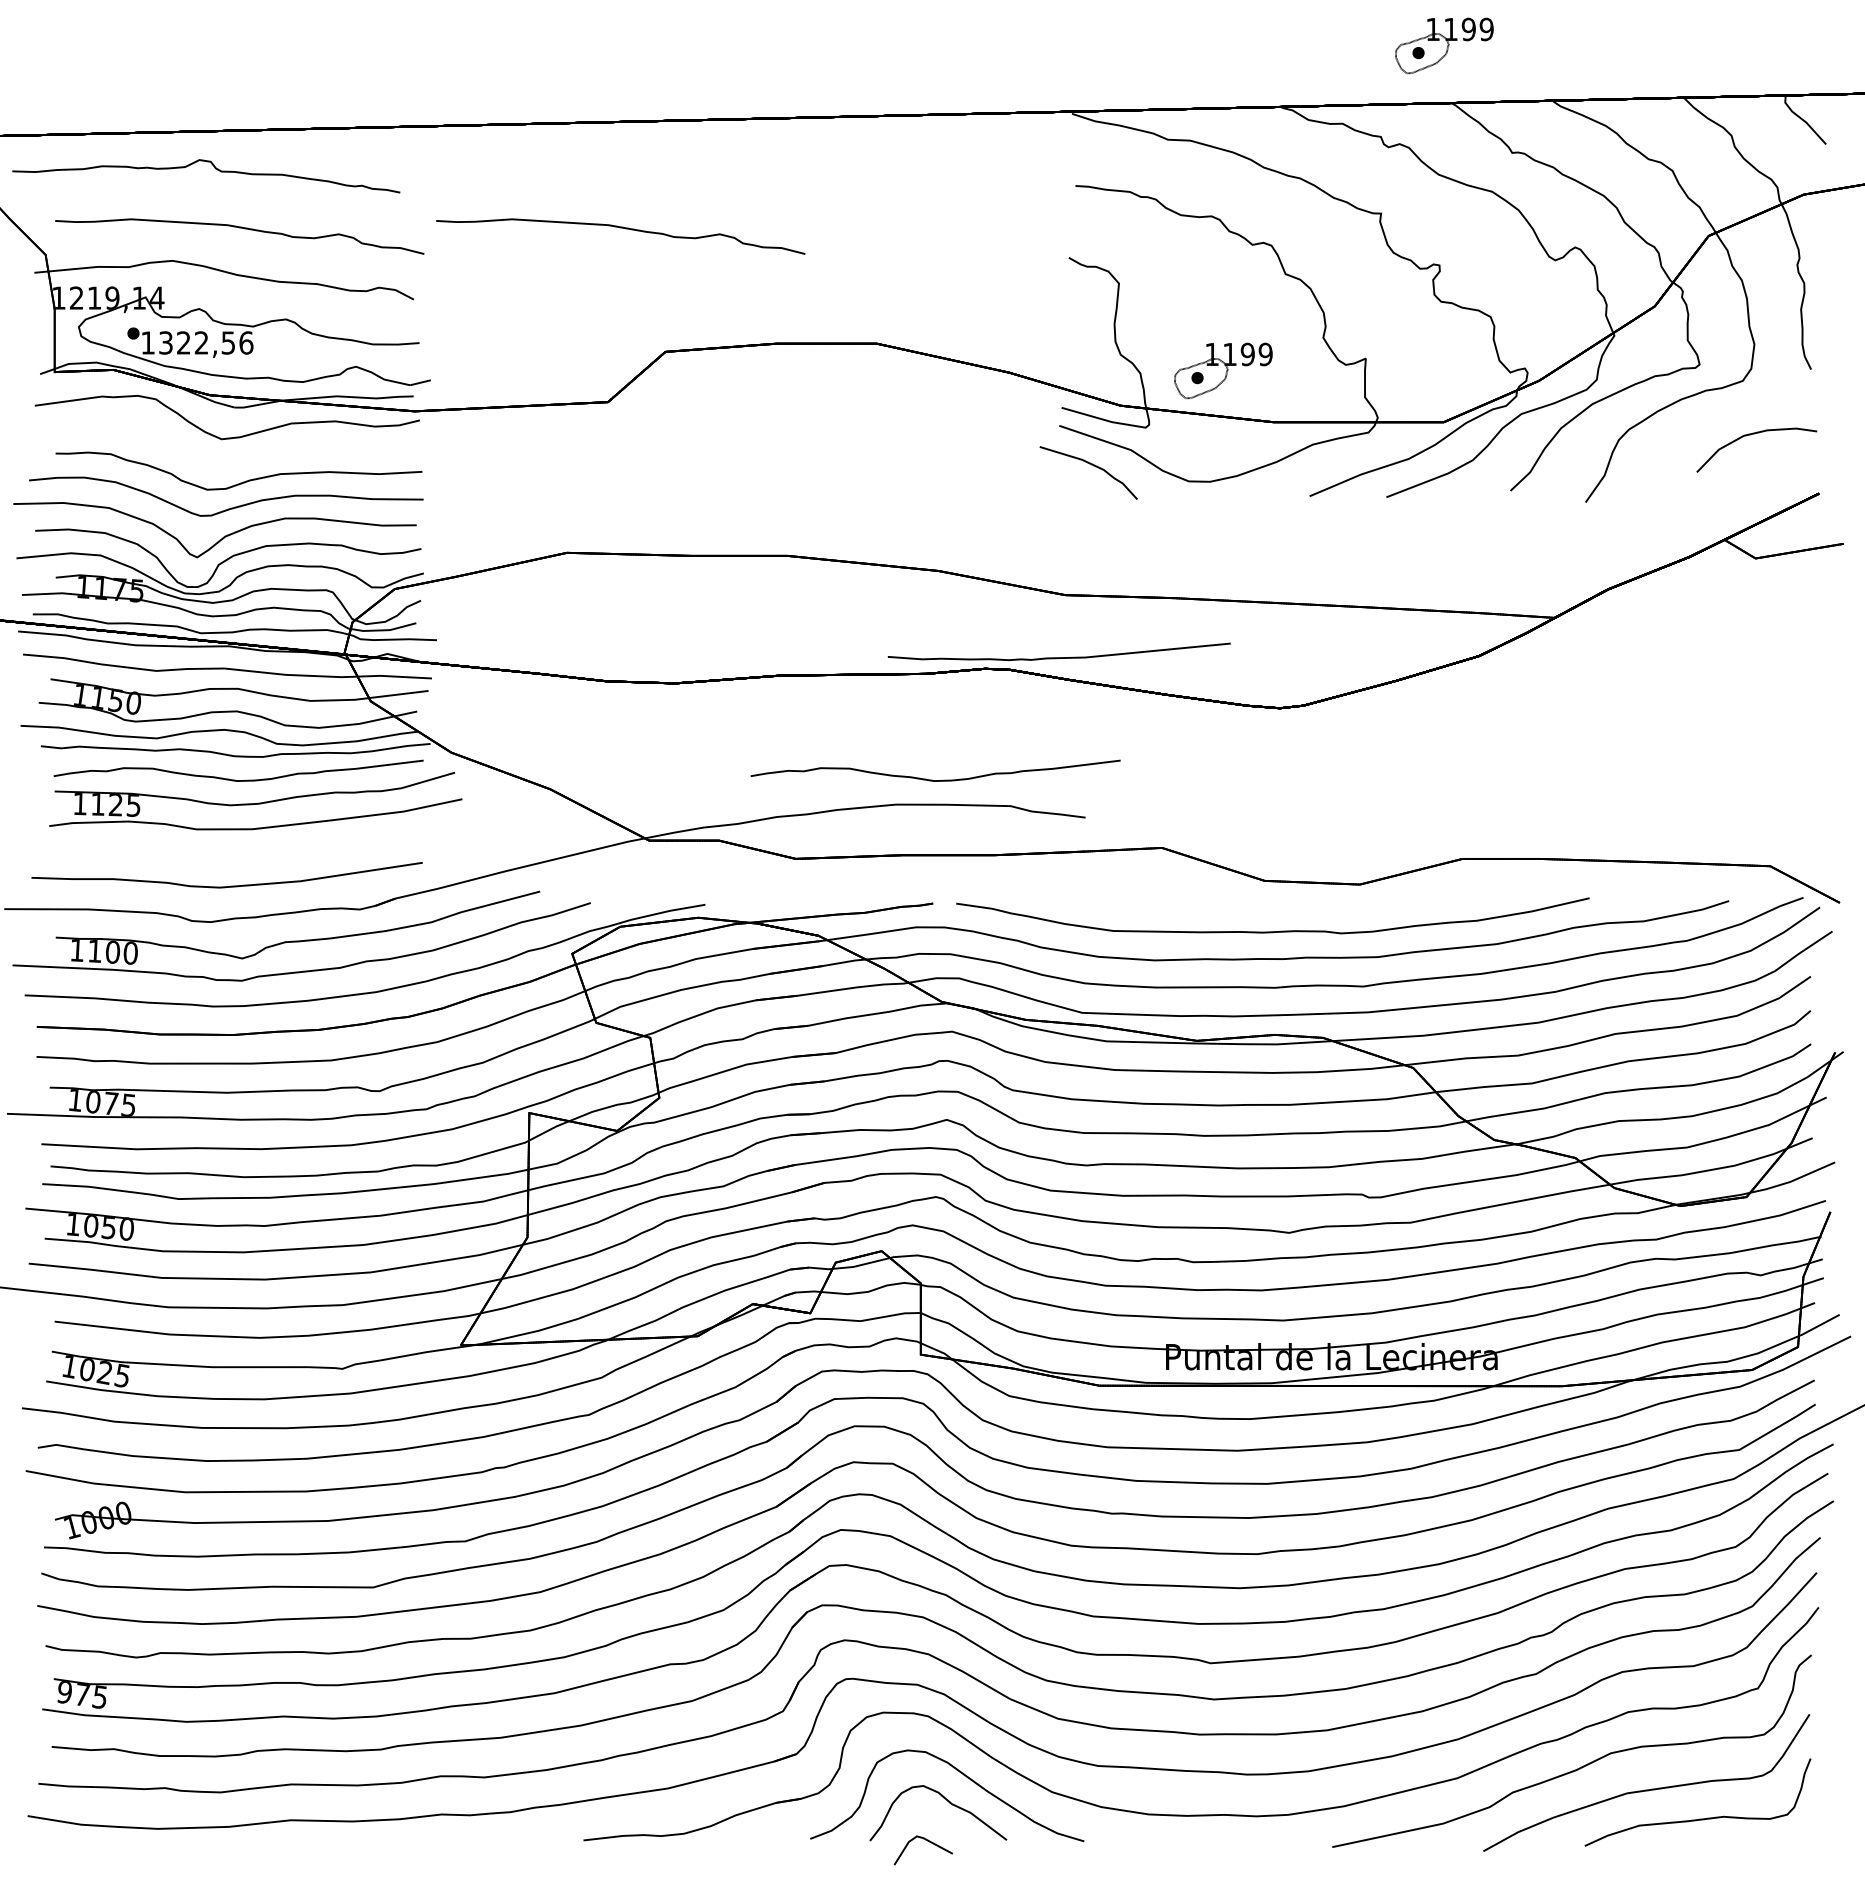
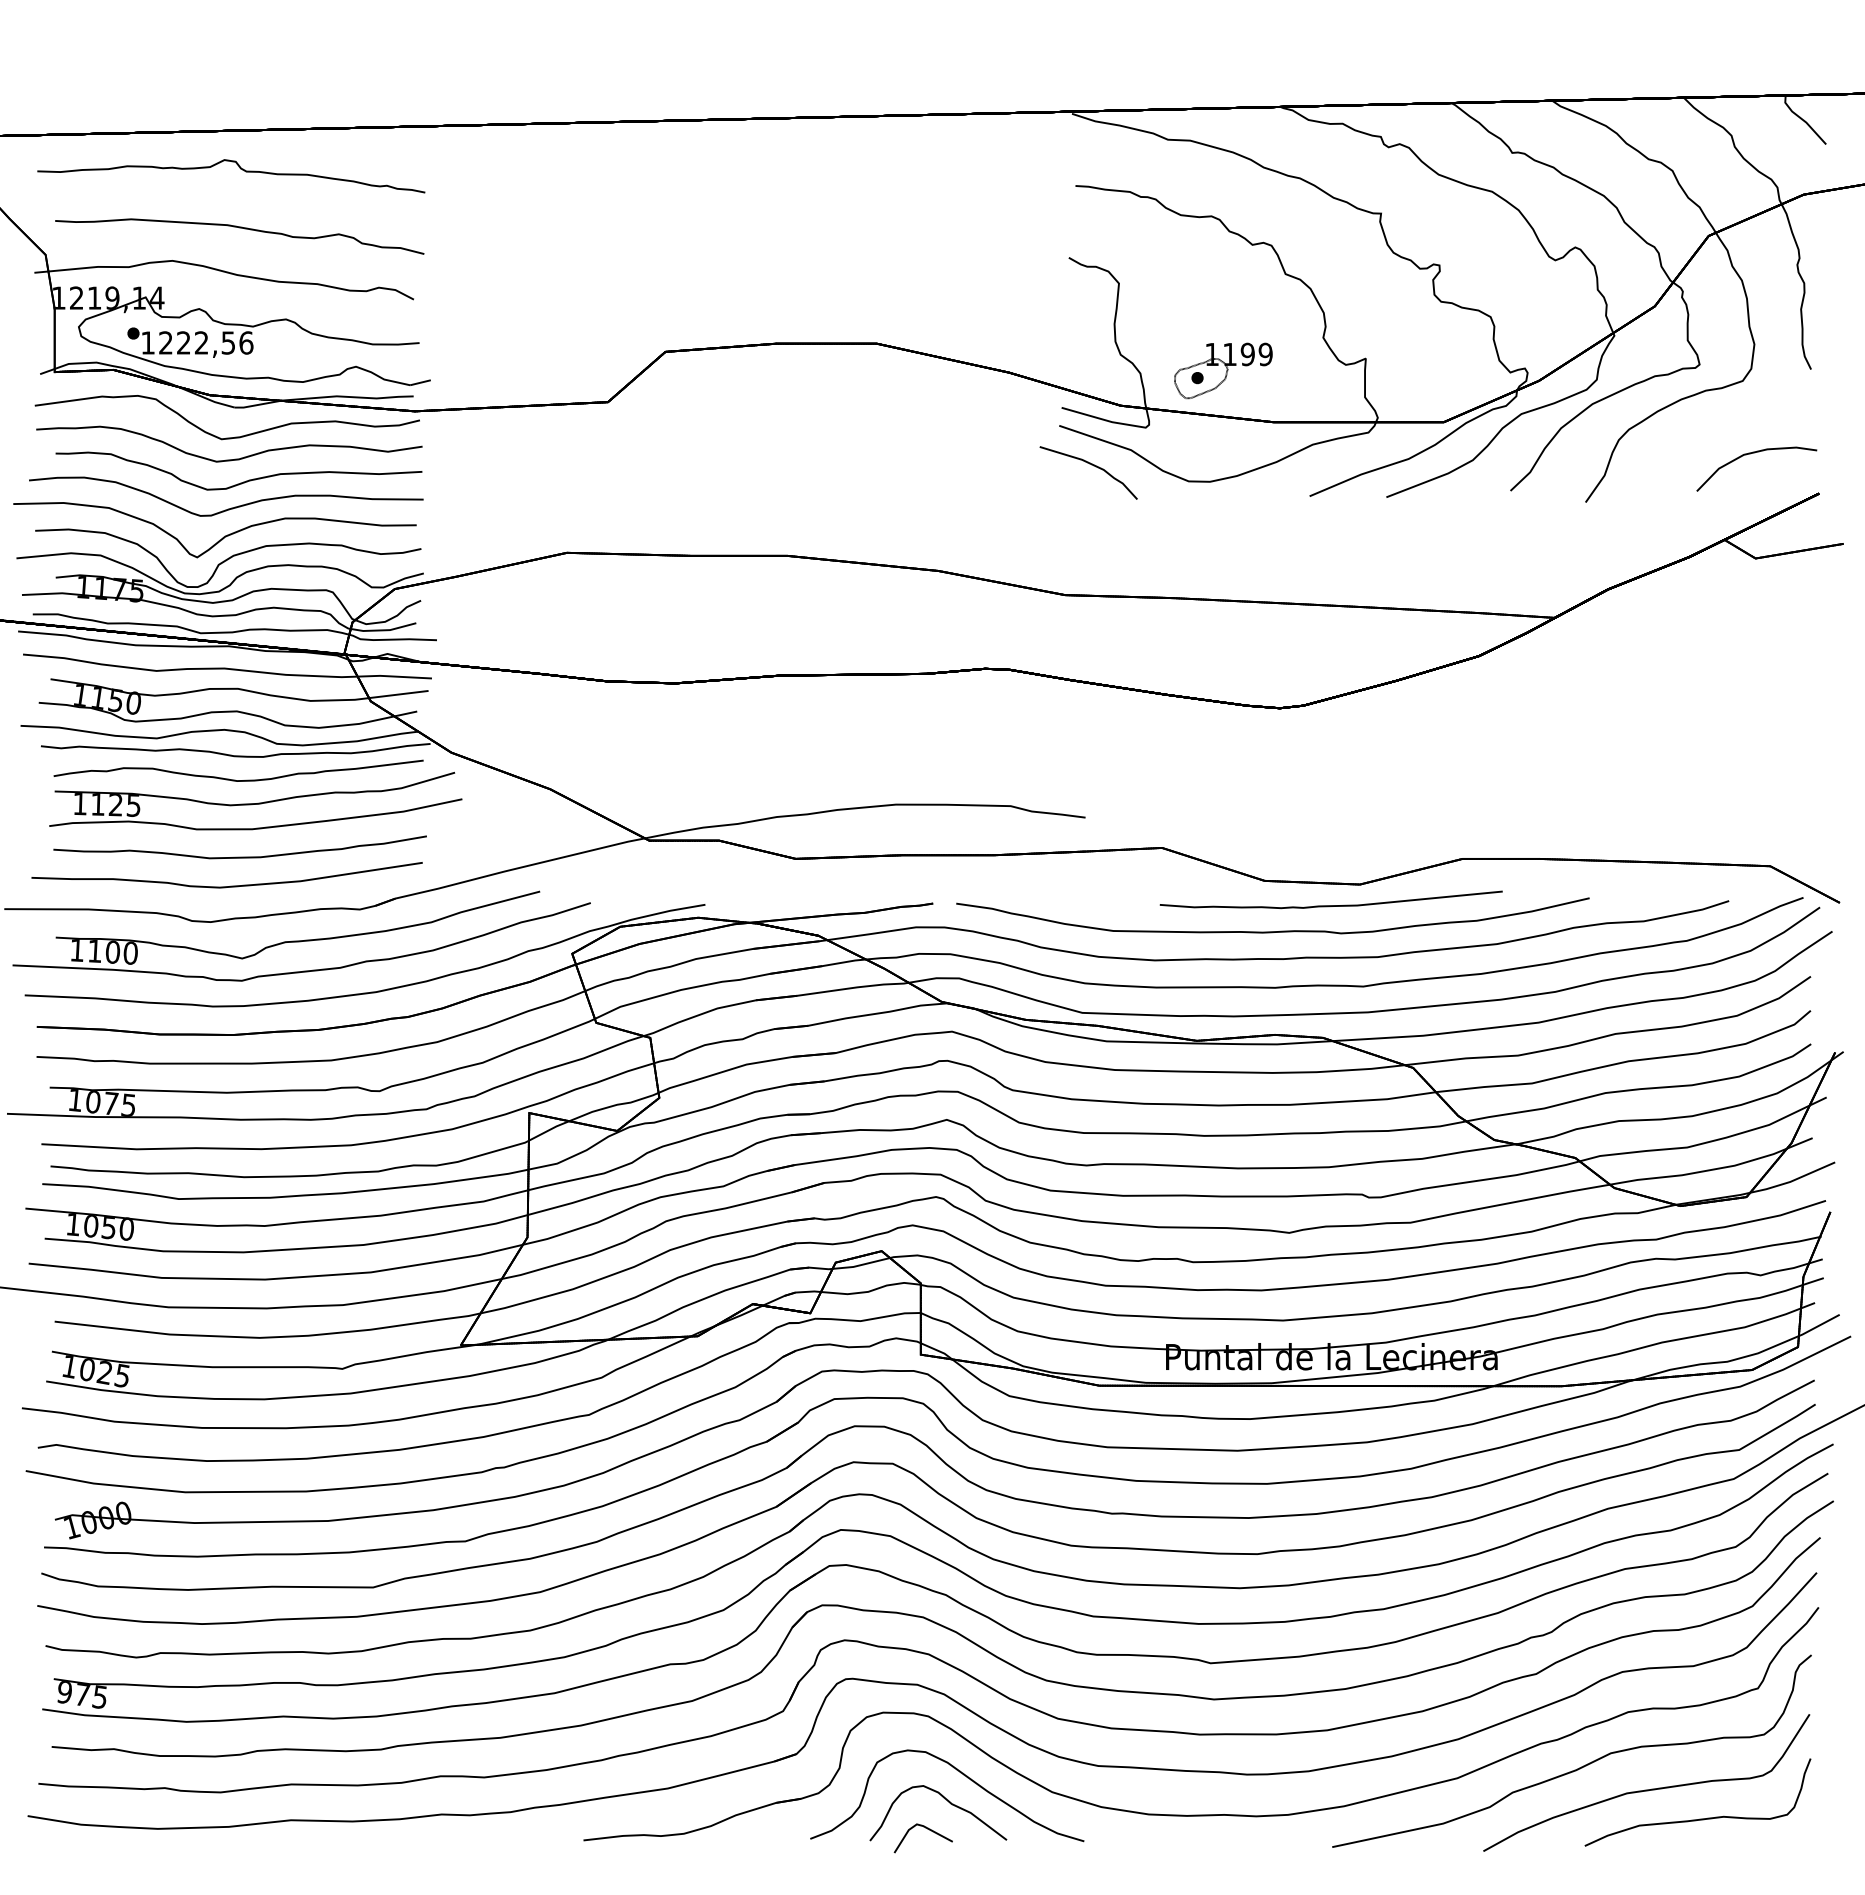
part: present -> none (1444, 45)
curve position: (214, 168) -> (239, 168) (239, 168)
curve: present -> none (620, 228)
text: 1322,56 -> 1222,56 (165, 342)
curve position: (1754, 434) -> (1754, 453) (1754, 453)
curve: none -> present (229, 459)
curve position: (1058, 657) -> (1330, 905) (1330, 905)
part: present -> none (932, 779)
part: none -> present (239, 856)
line position: (927, 1841) -> (927, 1829) (927, 1829)
